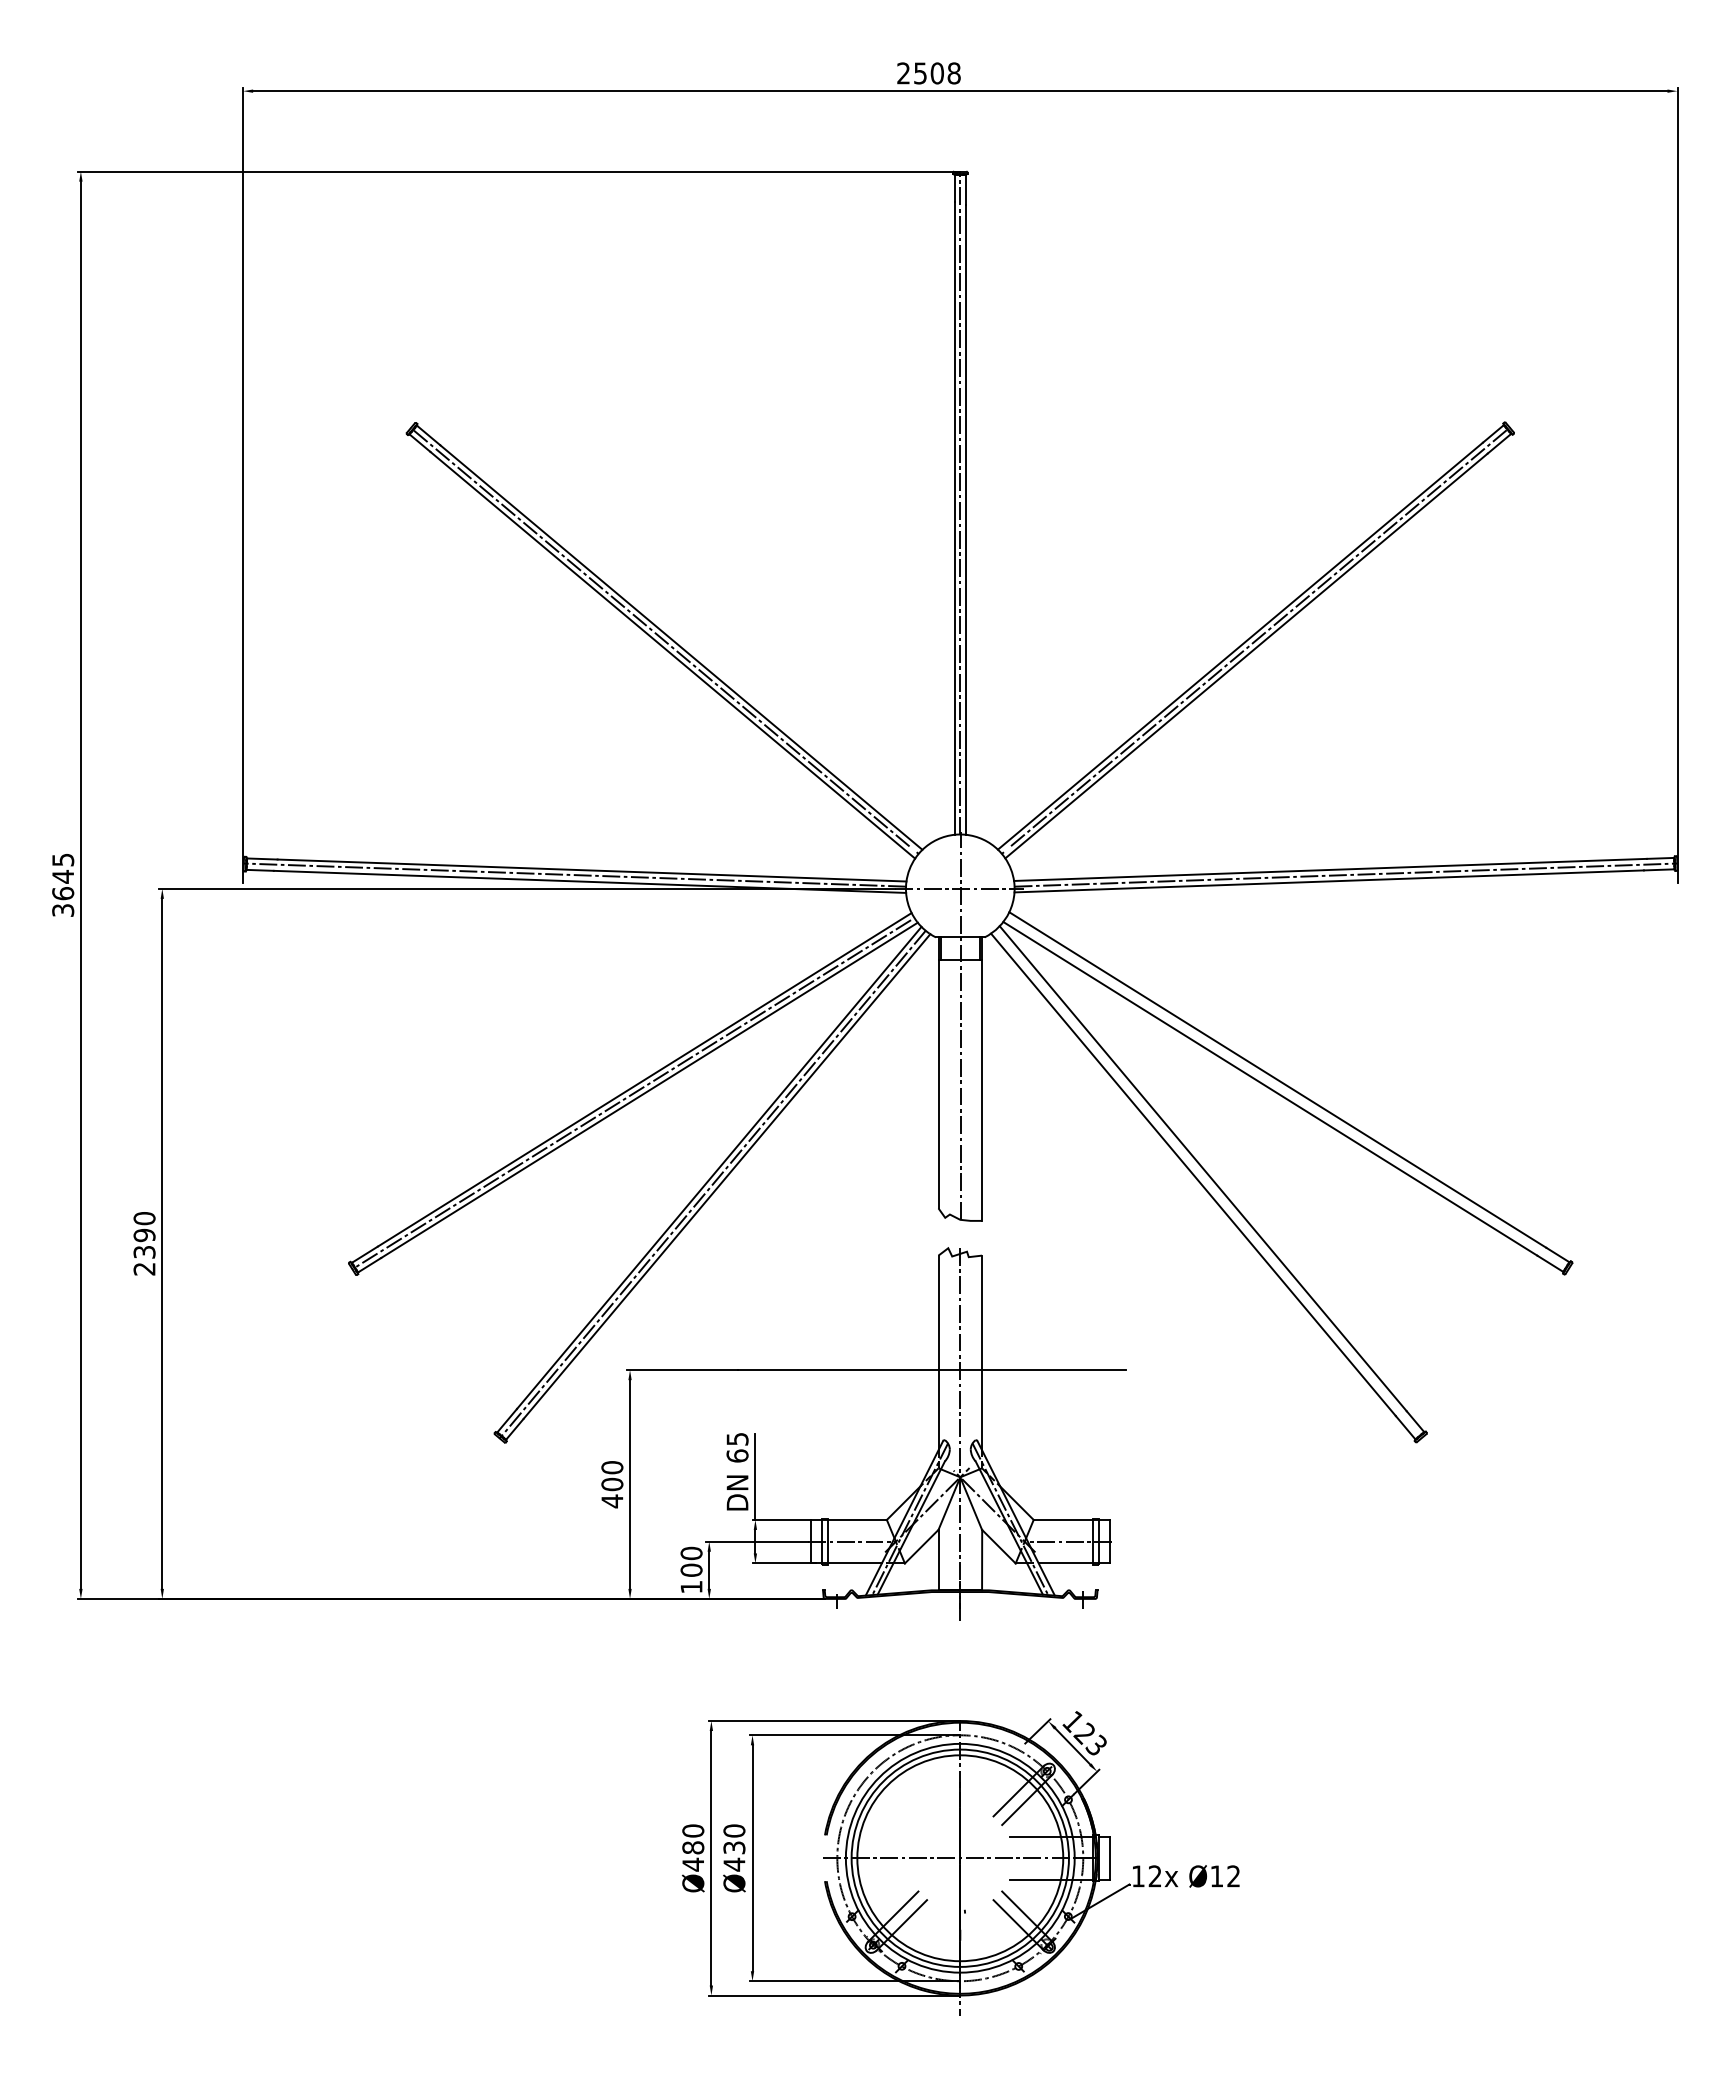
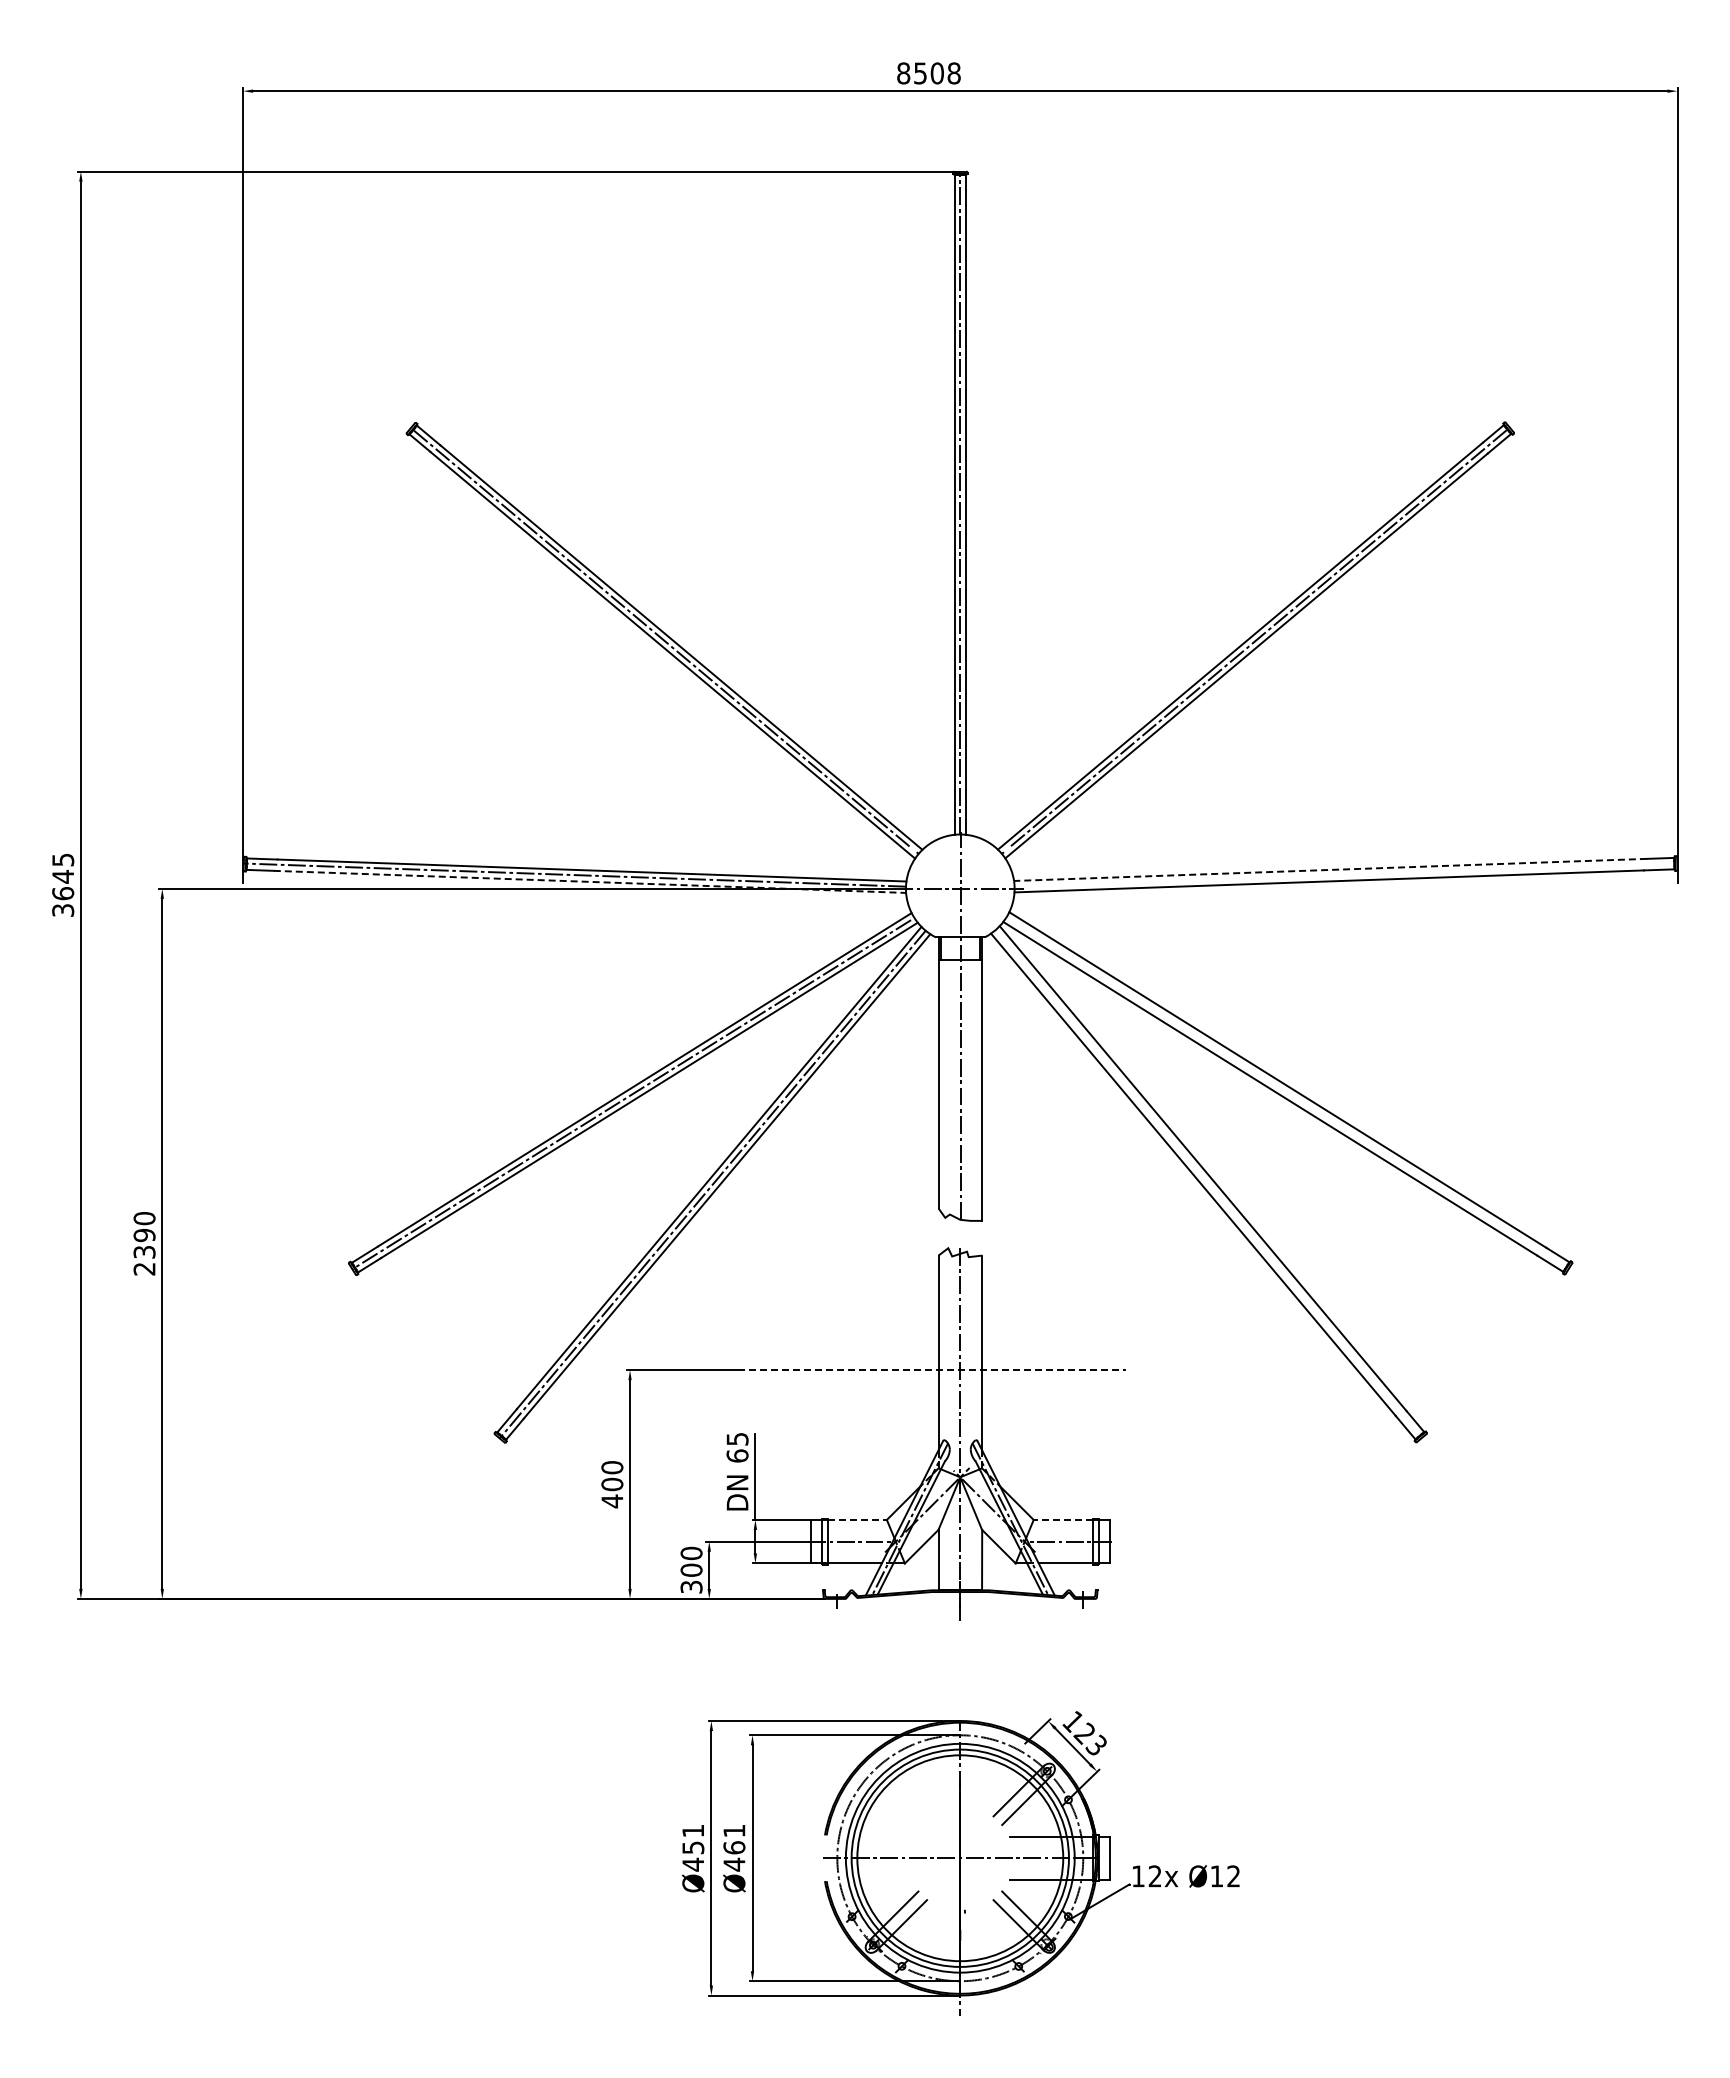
text: 2508 -> 8508 (903, 73)
line: solid -> dashed (1330, 869)
line: present -> none (1345, 874)
line: solid -> dashed (590, 881)
line: solid -> dashed (932, 1370)
line: solid -> dashed (857, 1519)
line: solid -> dashed (1063, 1519)
text: 100 -> 300 (691, 1586)
text: Ø480 -> Ø451 (693, 1839)
text: Ø430 -> Ø461 (734, 1839)
